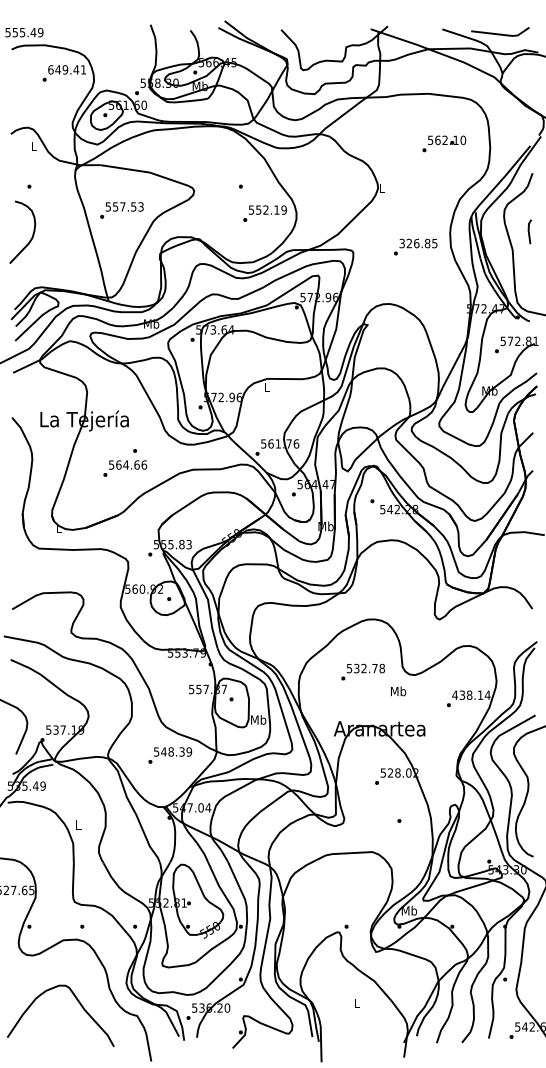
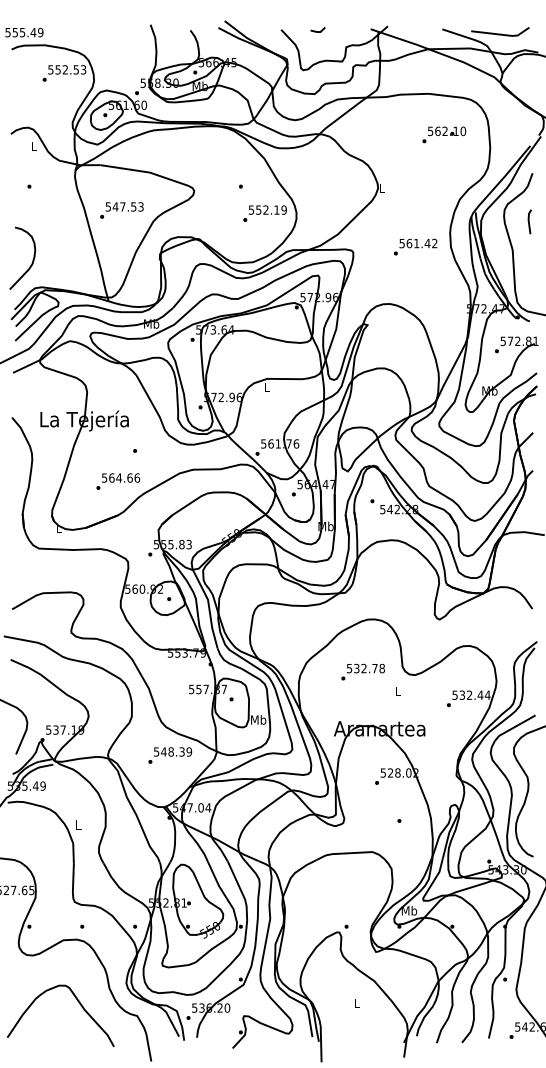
line: none -> present (317, 31)
text: 649.41 -> 552.53 (67, 69)
text position: (444, 143) -> (444, 134) (444, 134)
text: 557.53 -> 547.53 (115, 206)
line position: (529, 231) -> (529, 221) (529, 221)
curve position: (32, 233) -> (32, 259) (32, 259)
text: 326.85 -> 561.42 (418, 243)
text position: (125, 468) -> (118, 481) (118, 481)
text: Mb -> L (398, 691)
text: 438.14 -> 532.44 (467, 694)
